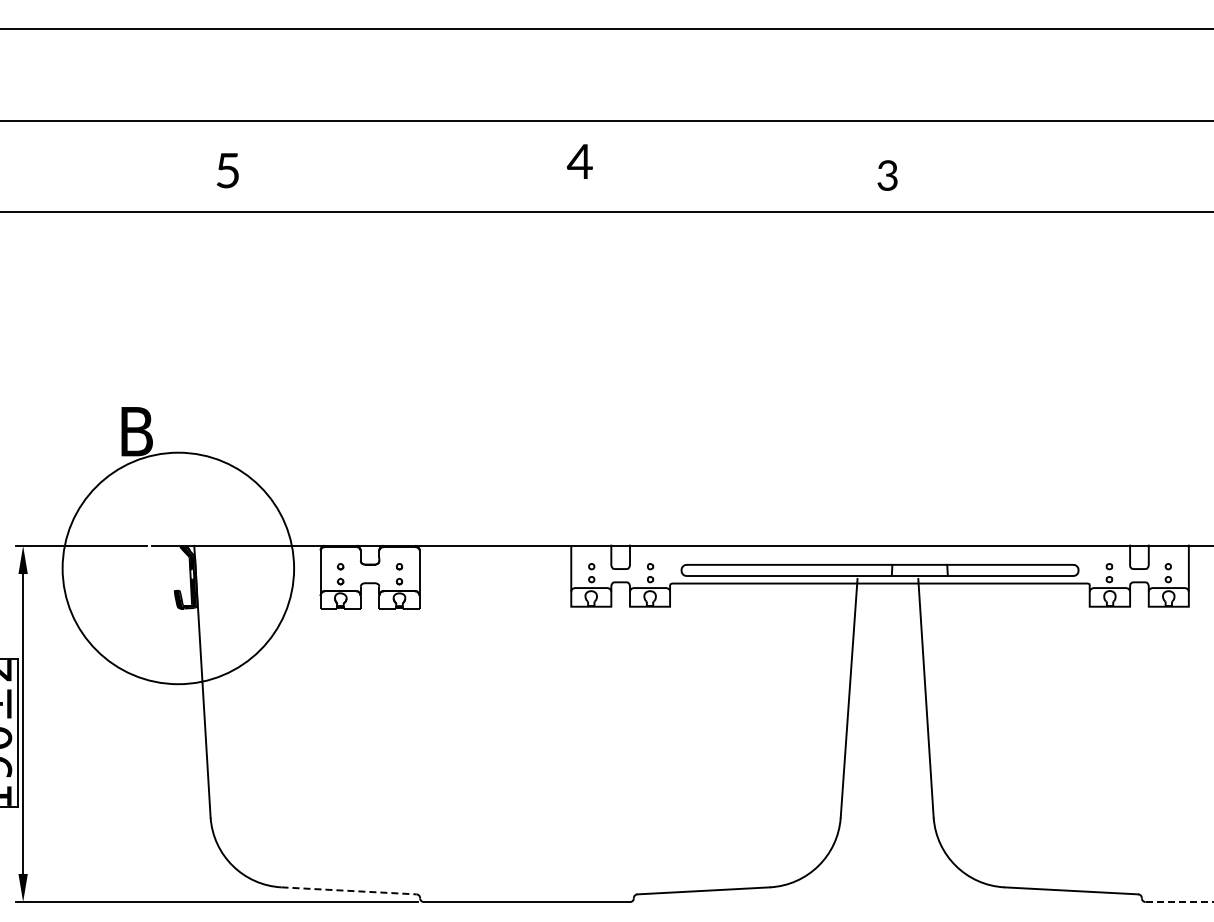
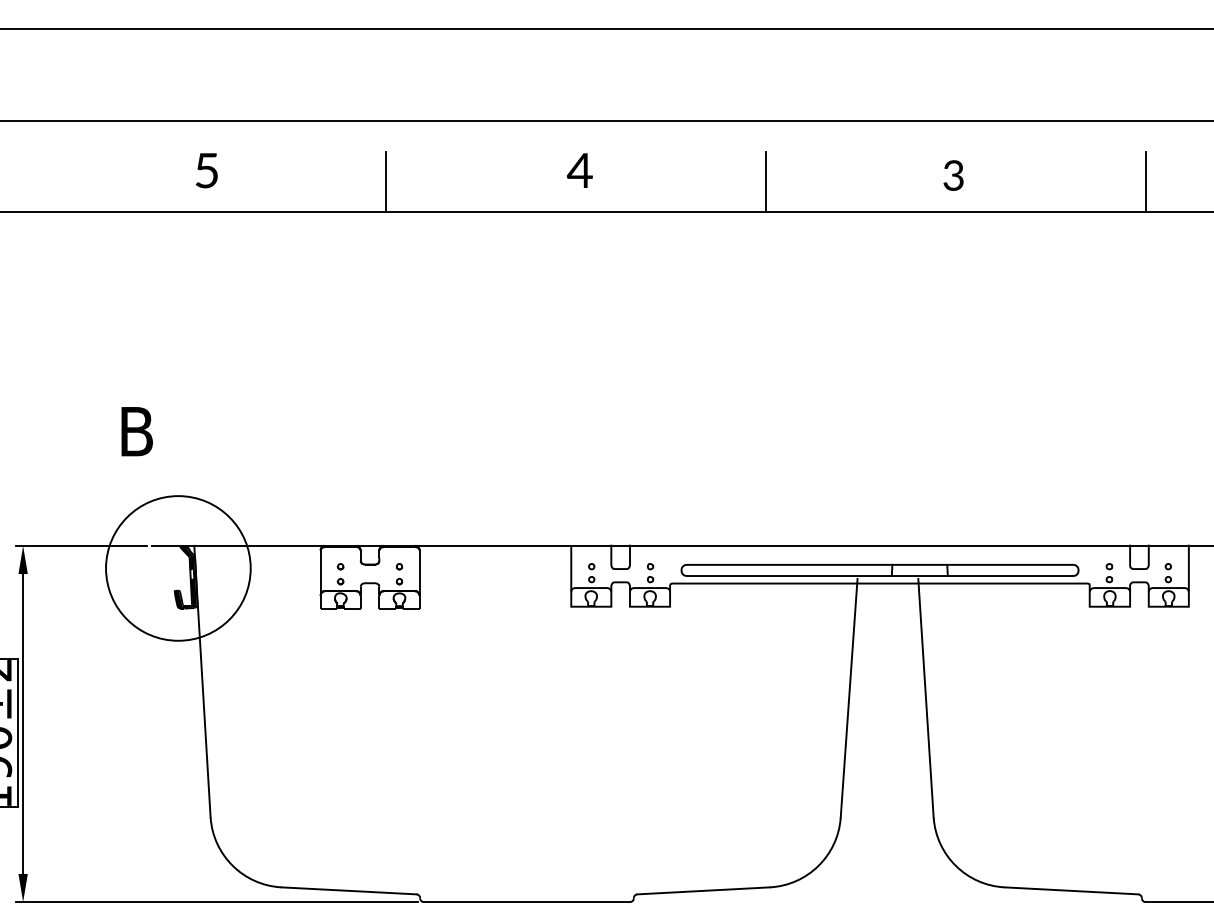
text position: (579, 161) -> (579, 170) (579, 170)
text position: (227, 170) -> (206, 170) (206, 170)
text position: (887, 175) -> (953, 175) (953, 175)
line: none -> present (386, 181)
line: none -> present (766, 181)
line: none -> present (1146, 181)
circle diameter: 231 px -> 145 px (178, 568)
line: dashed -> solid (349, 890)
line: dashed -> solid (1179, 902)
